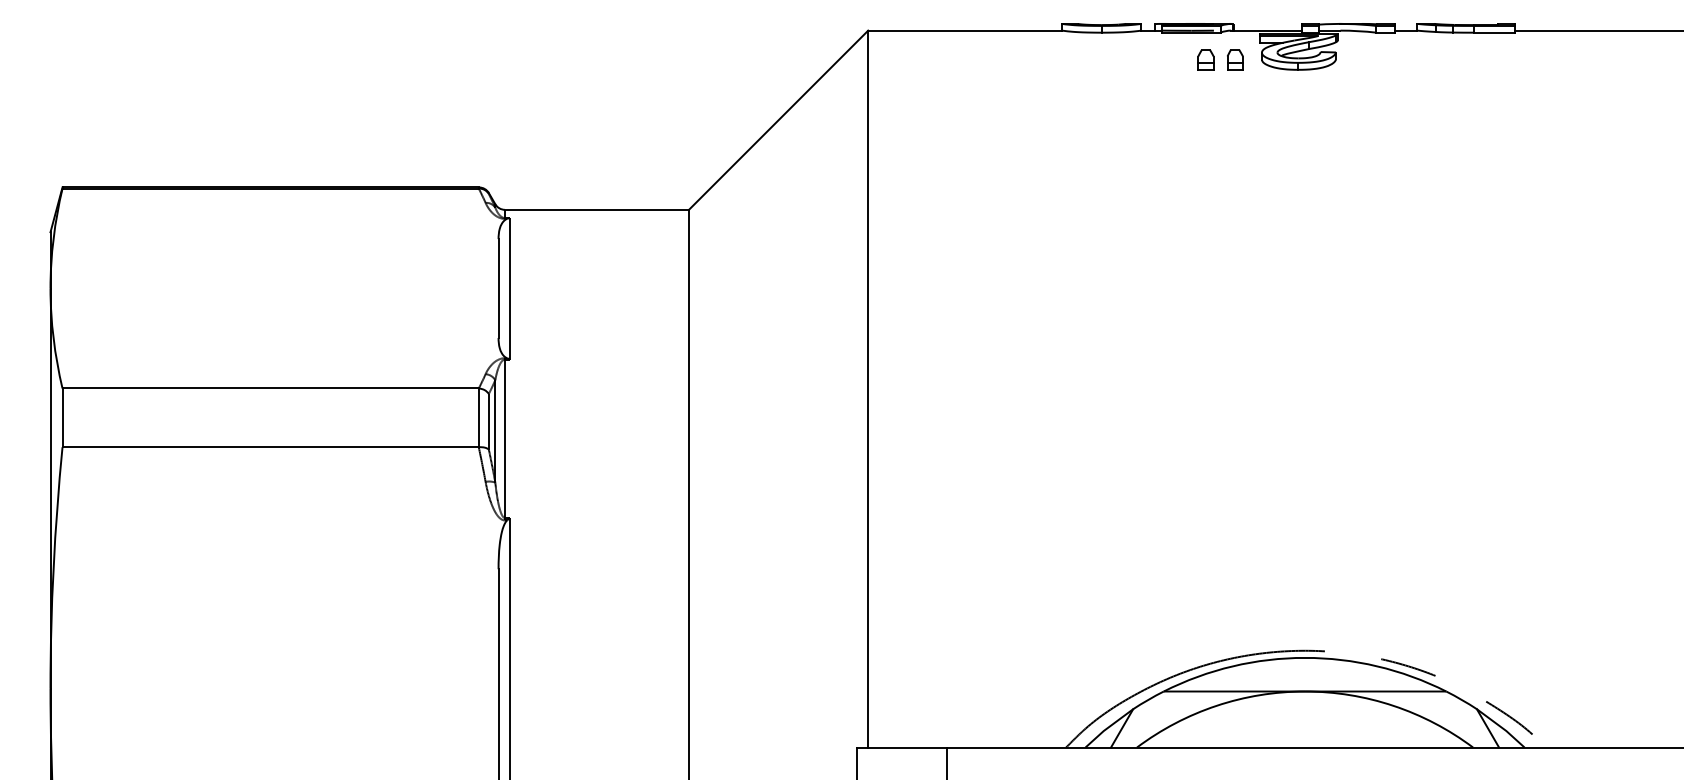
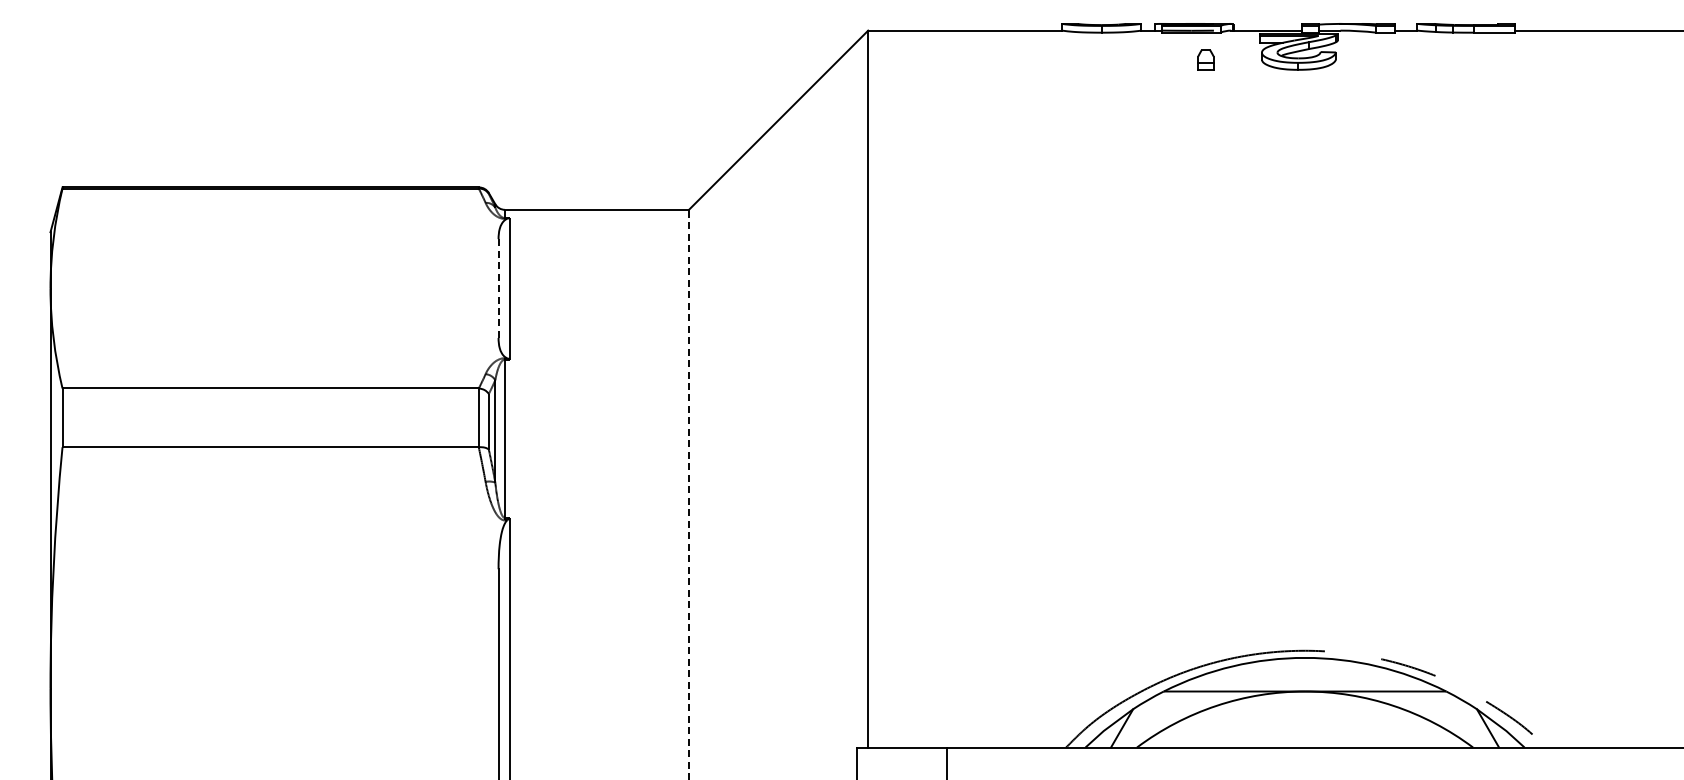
part: present -> none (1235, 59)
line: solid -> dashed (498, 288)
line: solid -> dashed (688, 494)
